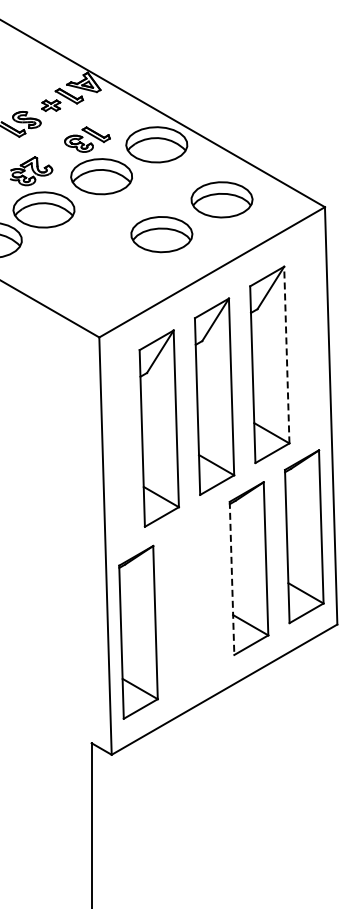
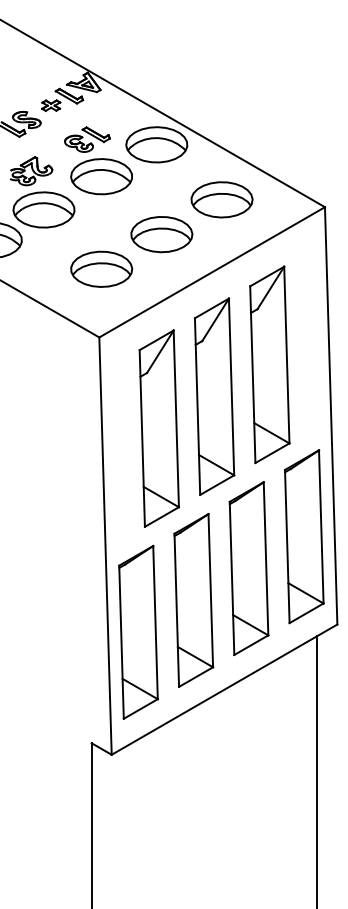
part: none -> present (101, 268)
line: dashed -> solid (286, 354)
line: dashed -> solid (232, 578)
part: none -> present (193, 600)
line: none -> present (317, 770)
